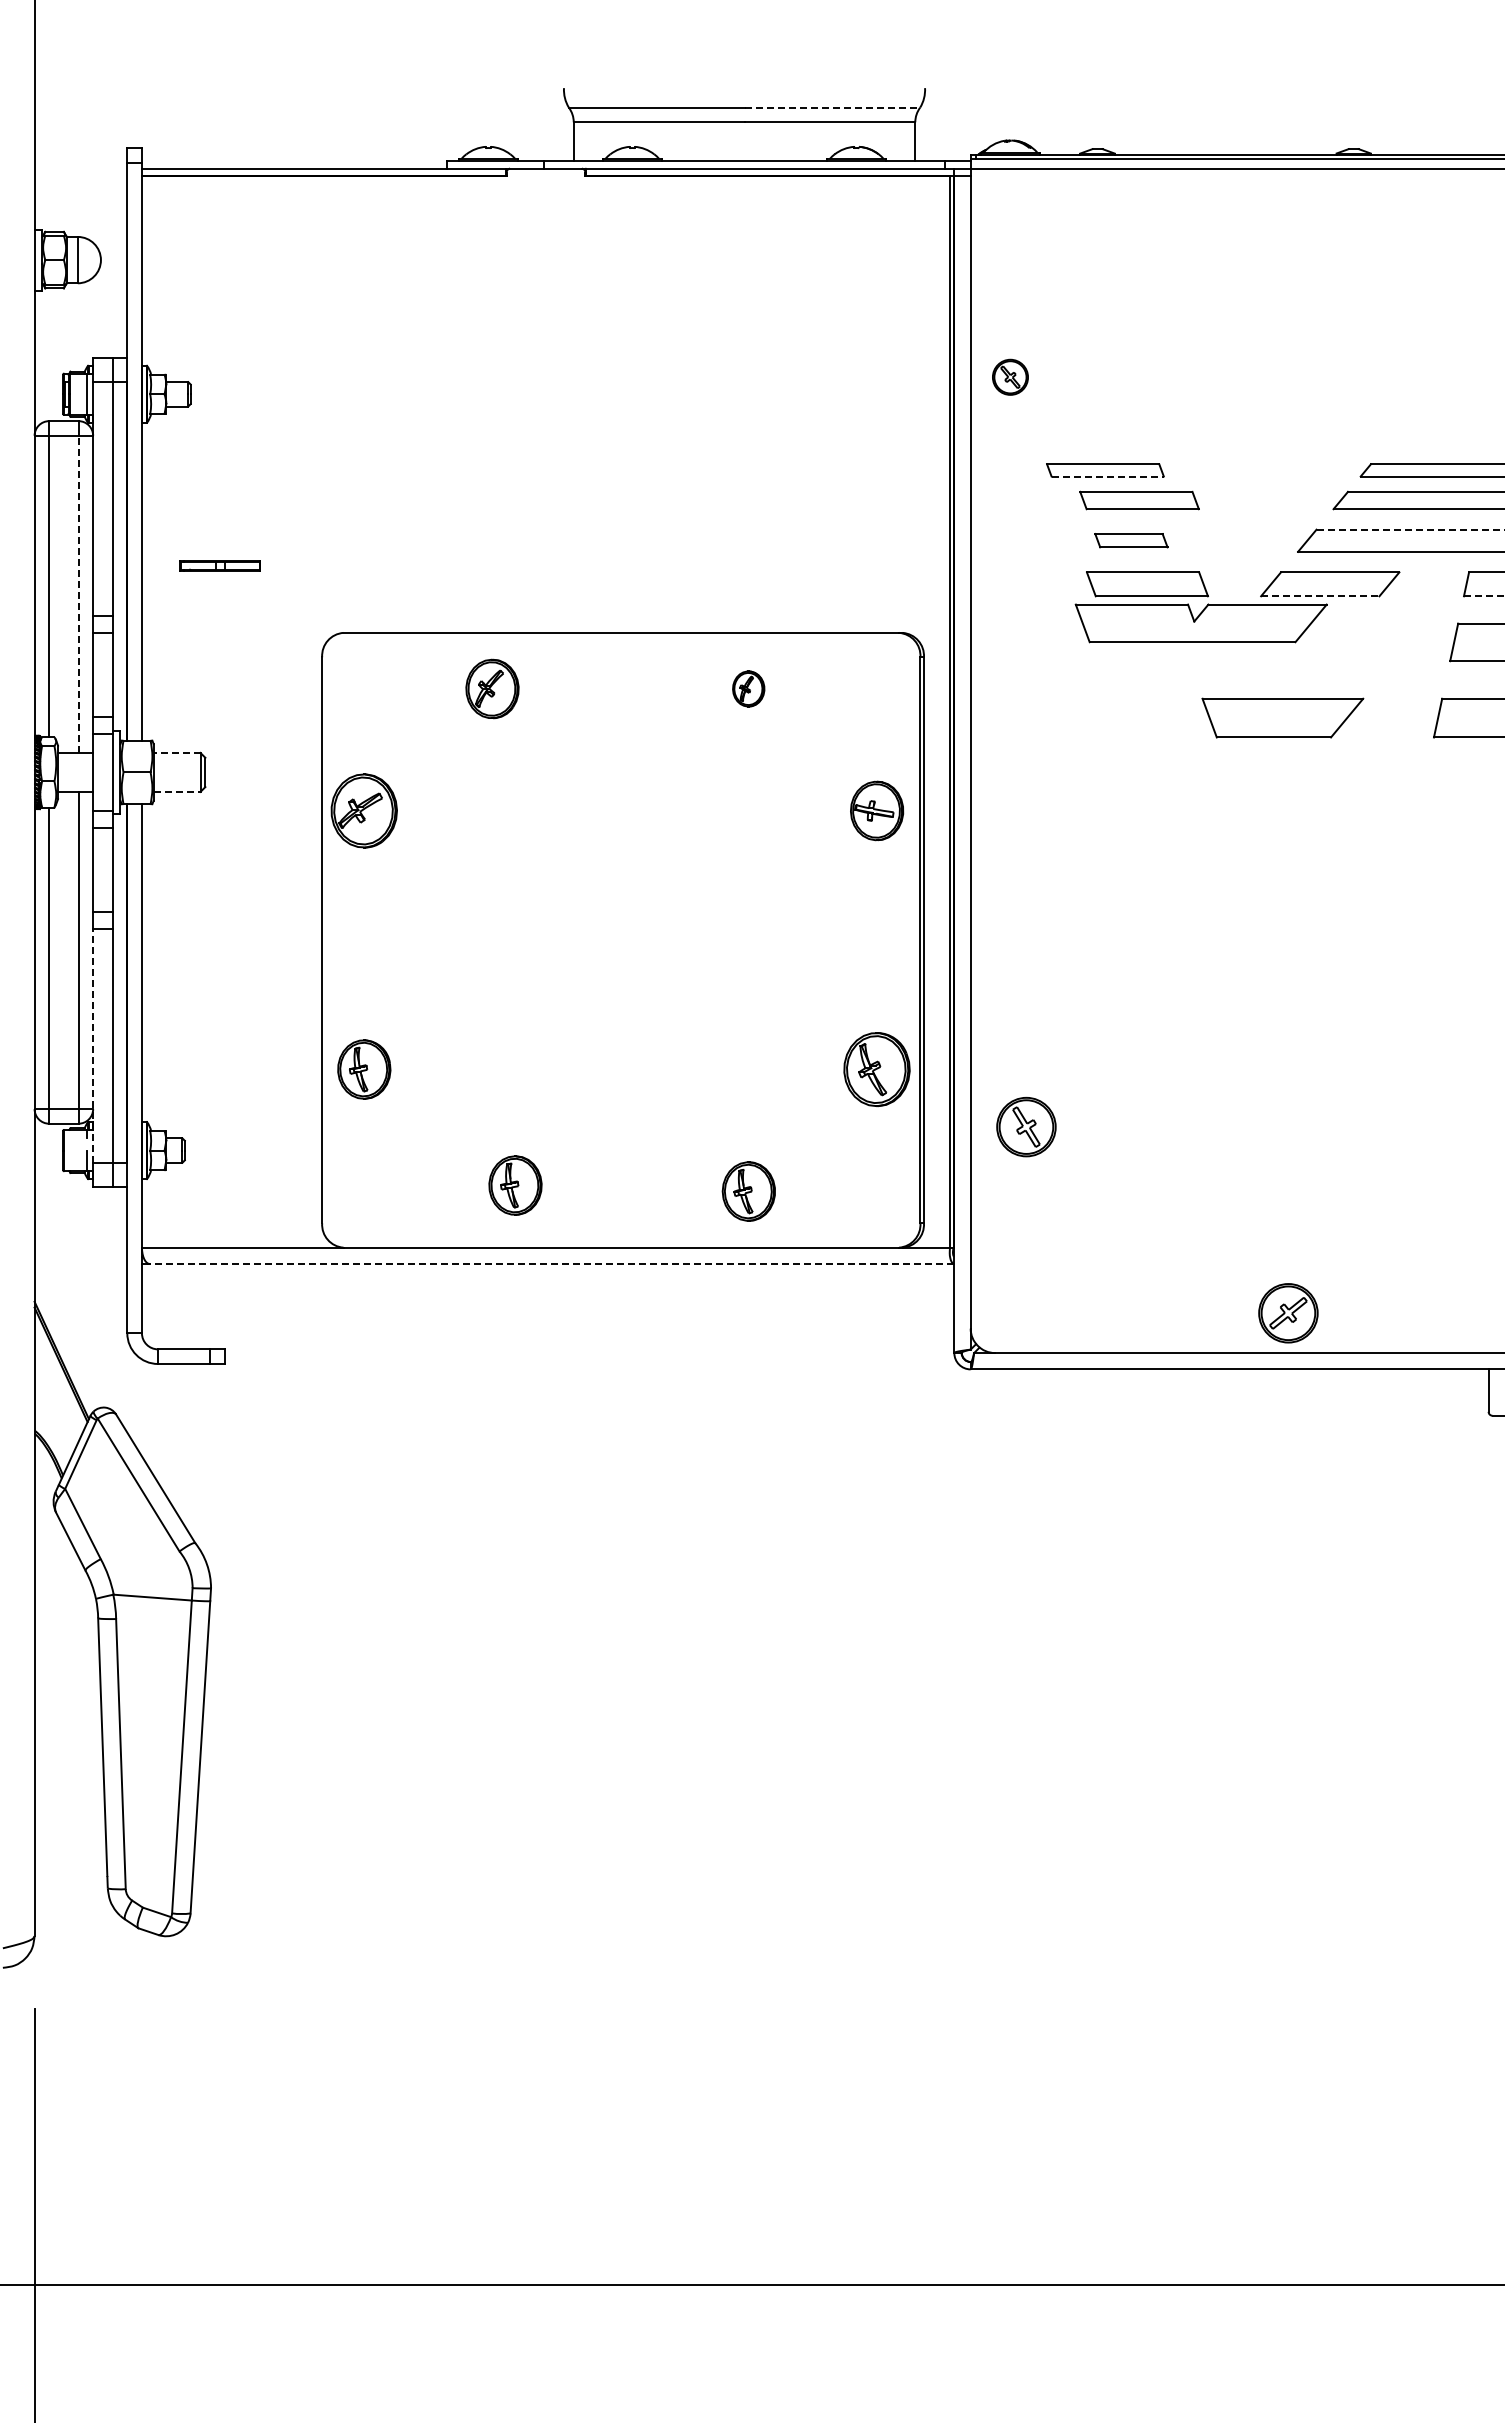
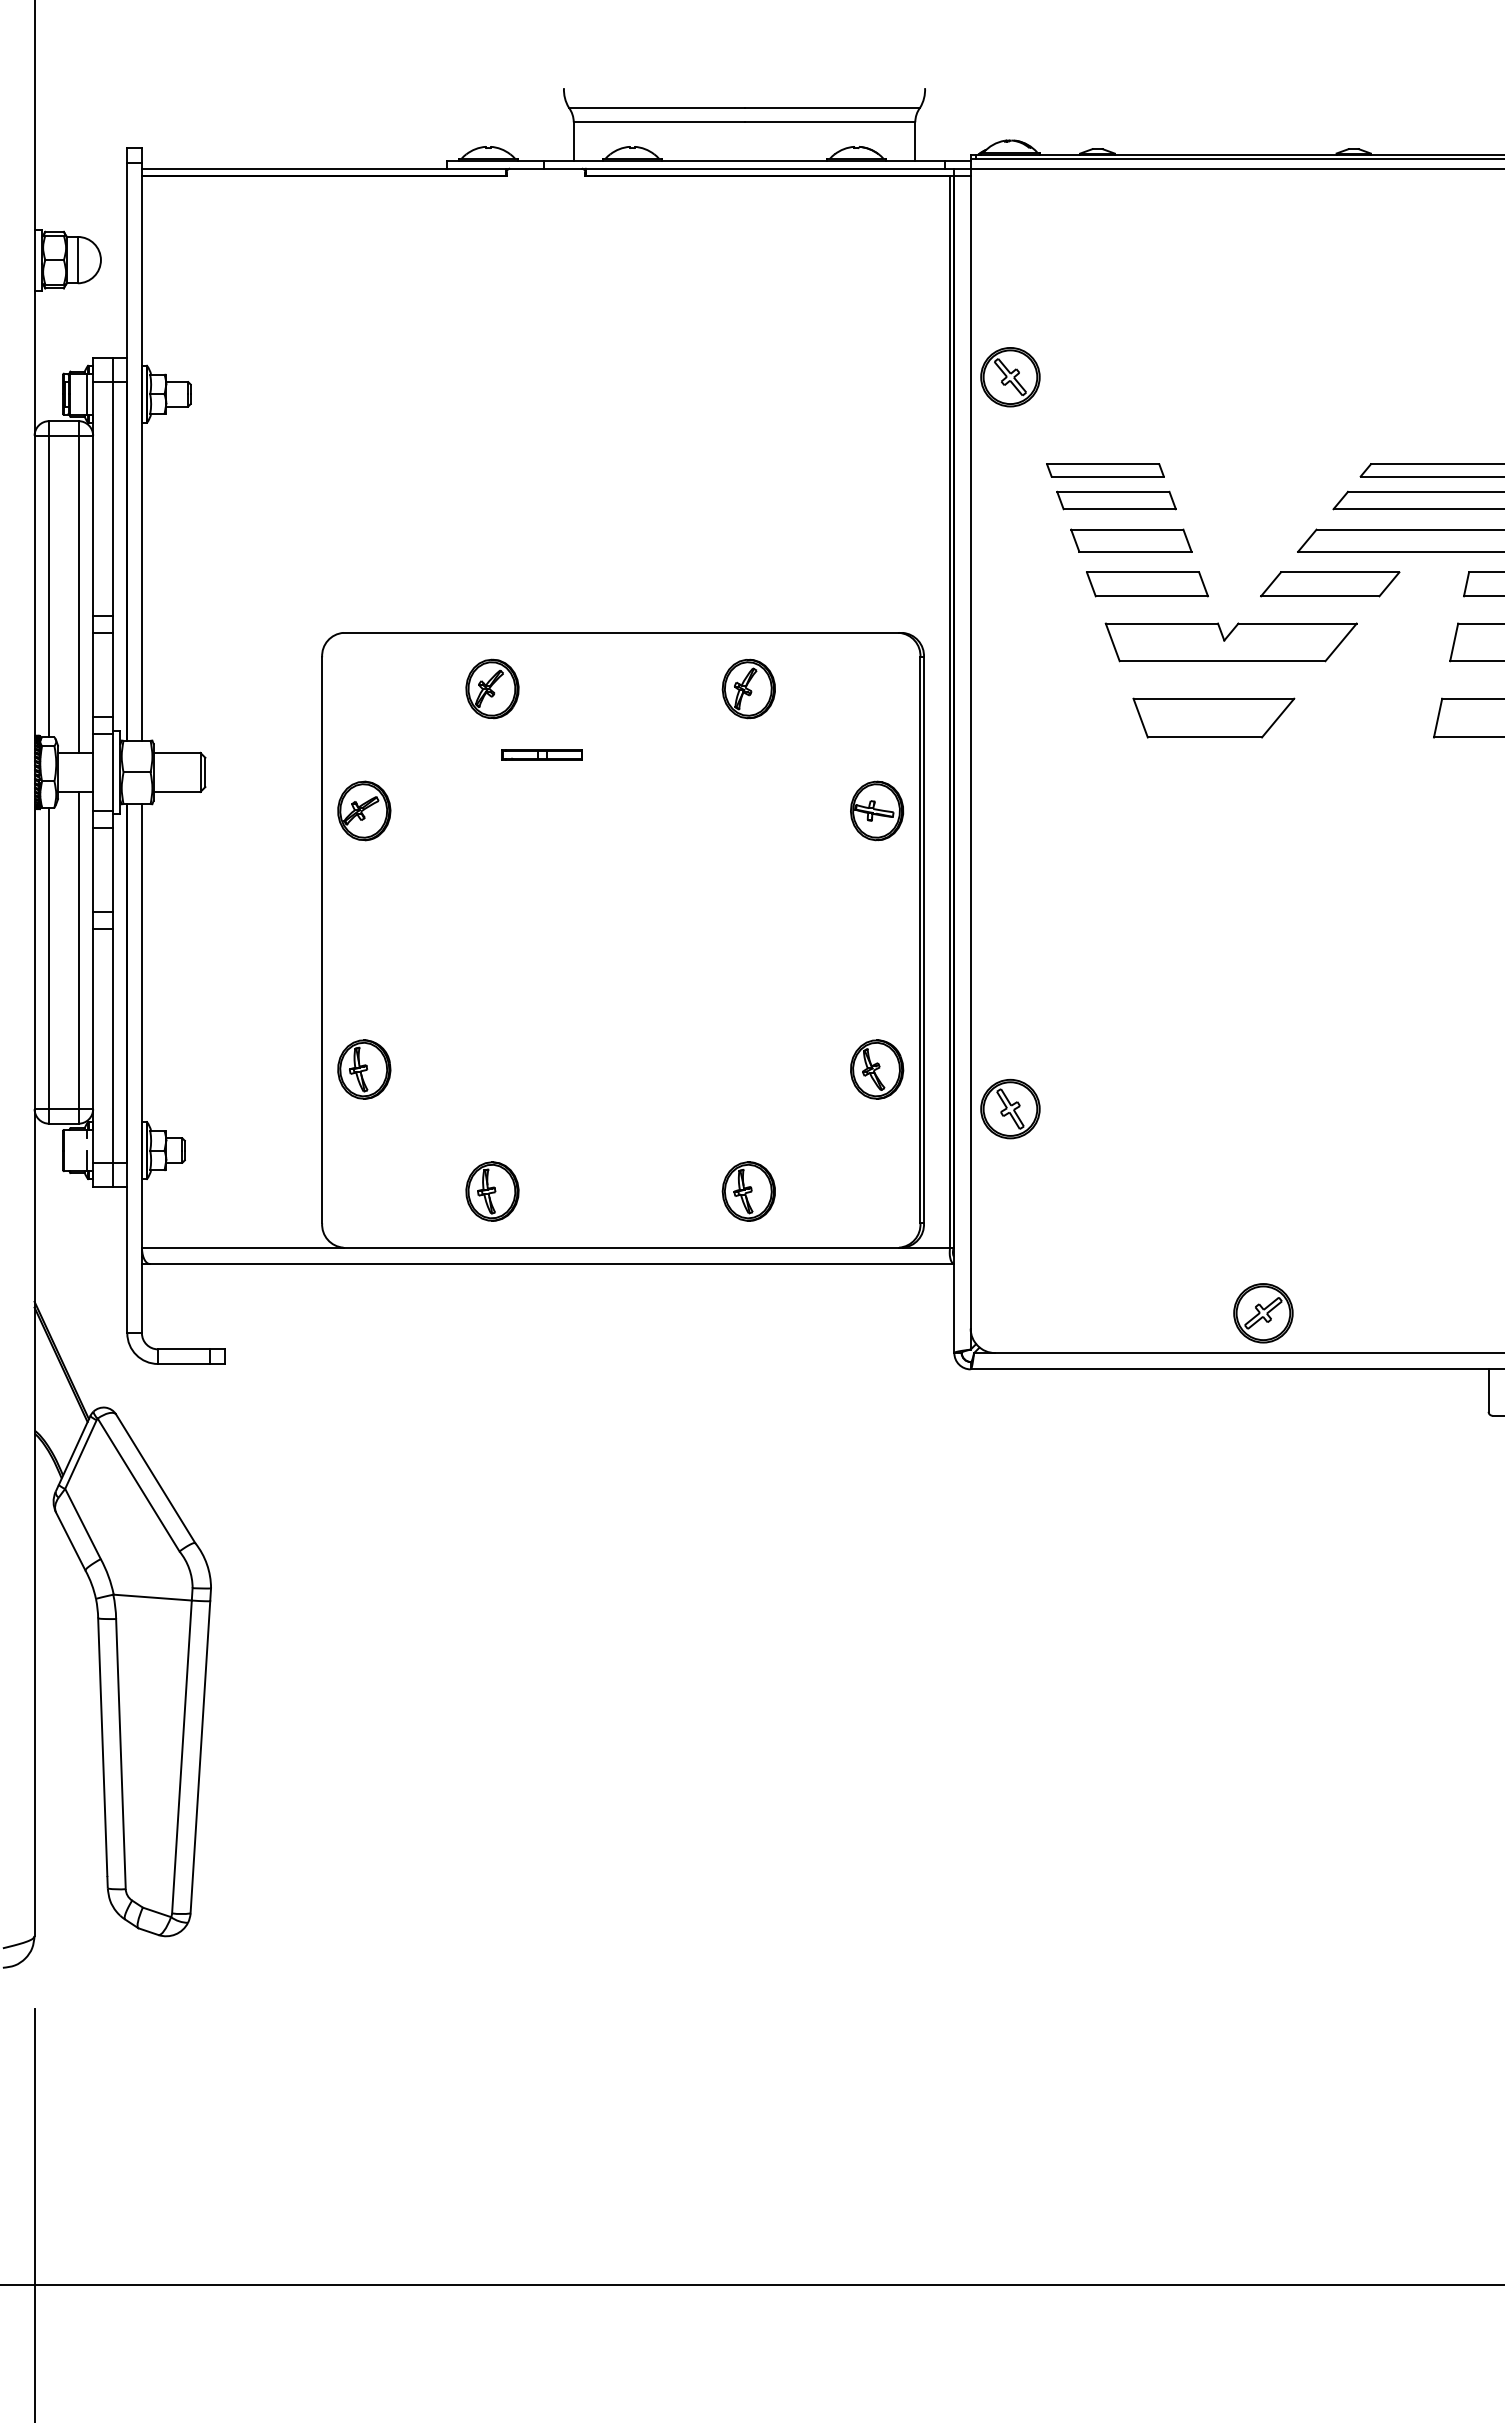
line: dashed -> solid (832, 107)
part size: 37x38 px -> 61x61 px (1010, 377)
line: dashed -> solid (1108, 476)
part position: (1139, 500) -> (1116, 500) (1116, 500)
line: dashed -> solid (1410, 529)
part size: 75x16 px -> 123x25 px (1131, 540)
part position: (219, 565) -> (541, 754) (541, 754)
line: dashed -> solid (78, 594)
line: dashed -> solid (1320, 596)
line: dashed -> solid (1484, 596)
part position: (1200, 623) -> (1230, 642) (1230, 642)
part size: 34x38 px -> 55x62 px (748, 688)
part position: (1282, 717) -> (1213, 717) (1213, 717)
line: dashed -> solid (176, 752)
line: dashed -> solid (177, 791)
part size: 68x76 px -> 55x62 px (364, 810)
line: dashed -> solid (93, 1045)
part size: 68x76 px -> 55x61 px (877, 1069)
part position: (1026, 1126) -> (1010, 1108) (1010, 1108)
part position: (515, 1185) -> (492, 1191) (492, 1191)
line: dashed -> solid (551, 1264)
part position: (1288, 1313) -> (1263, 1313) (1263, 1313)
